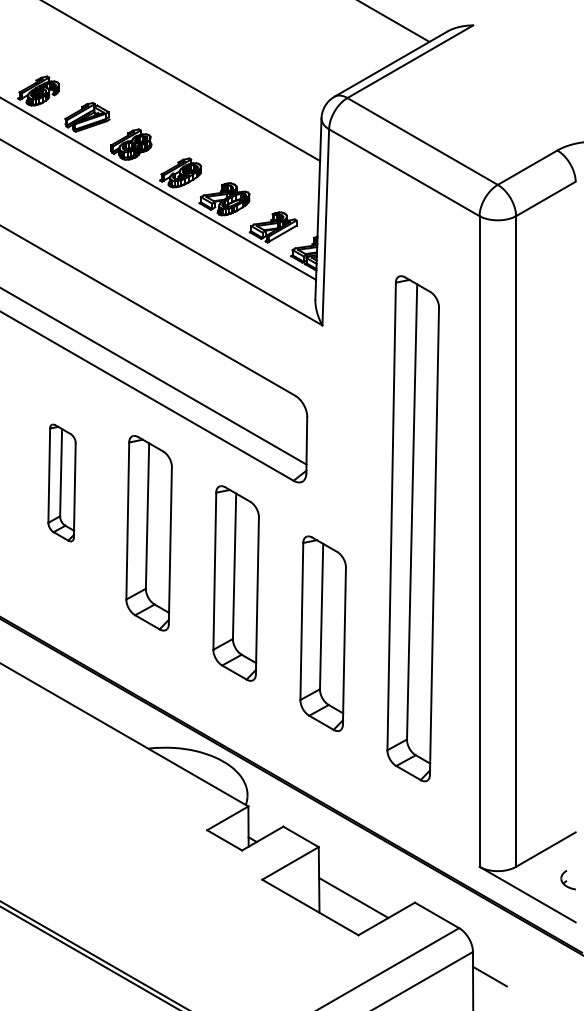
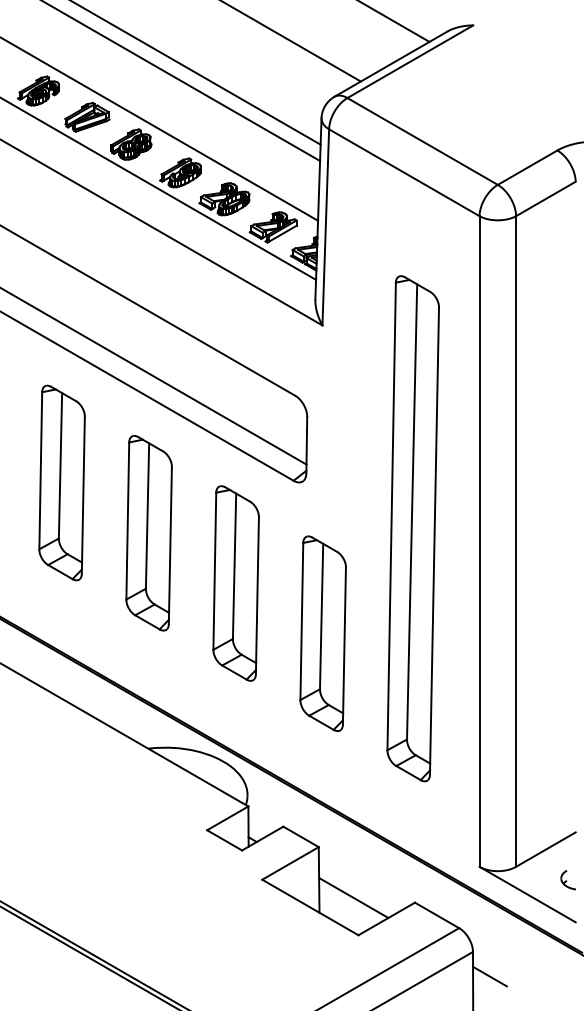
line: none -> present (291, 41)
line: none -> present (196, 73)
line: none -> present (160, 129)
part size: 30x120 px -> 48x198 px (61, 482)
